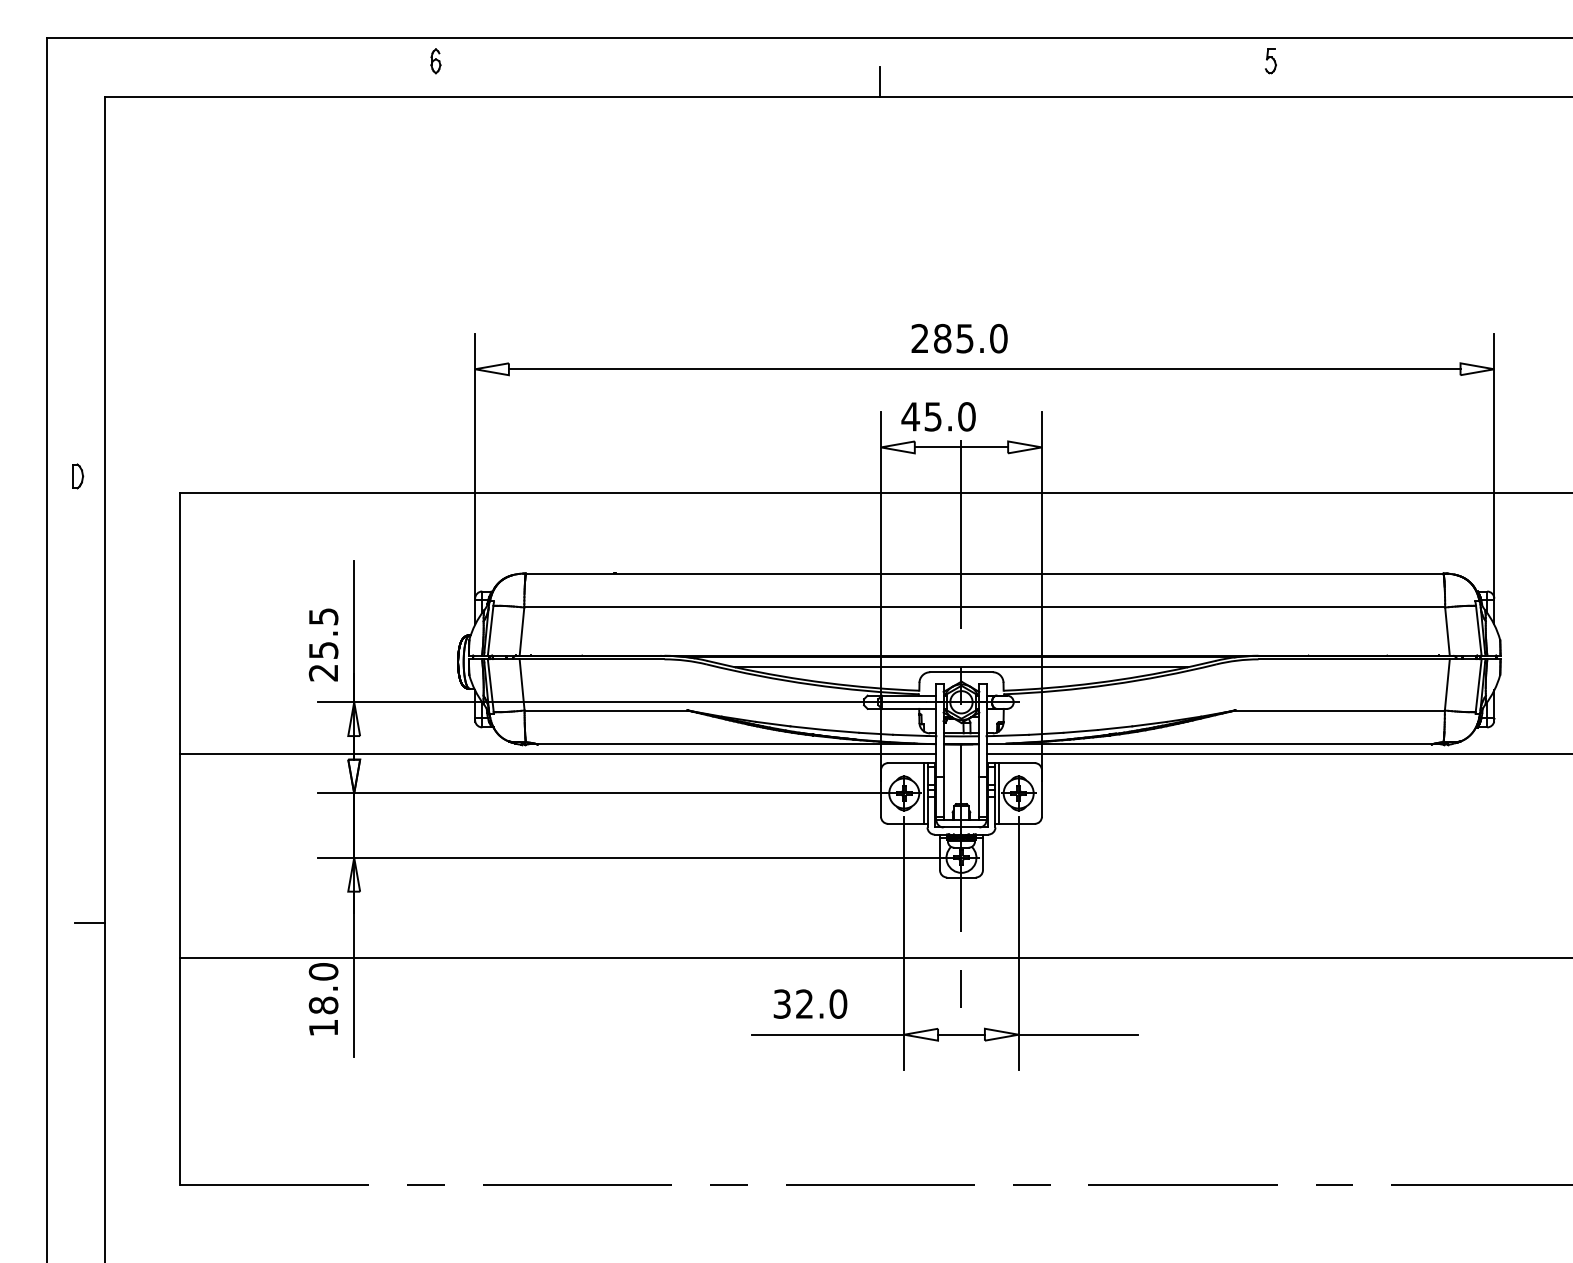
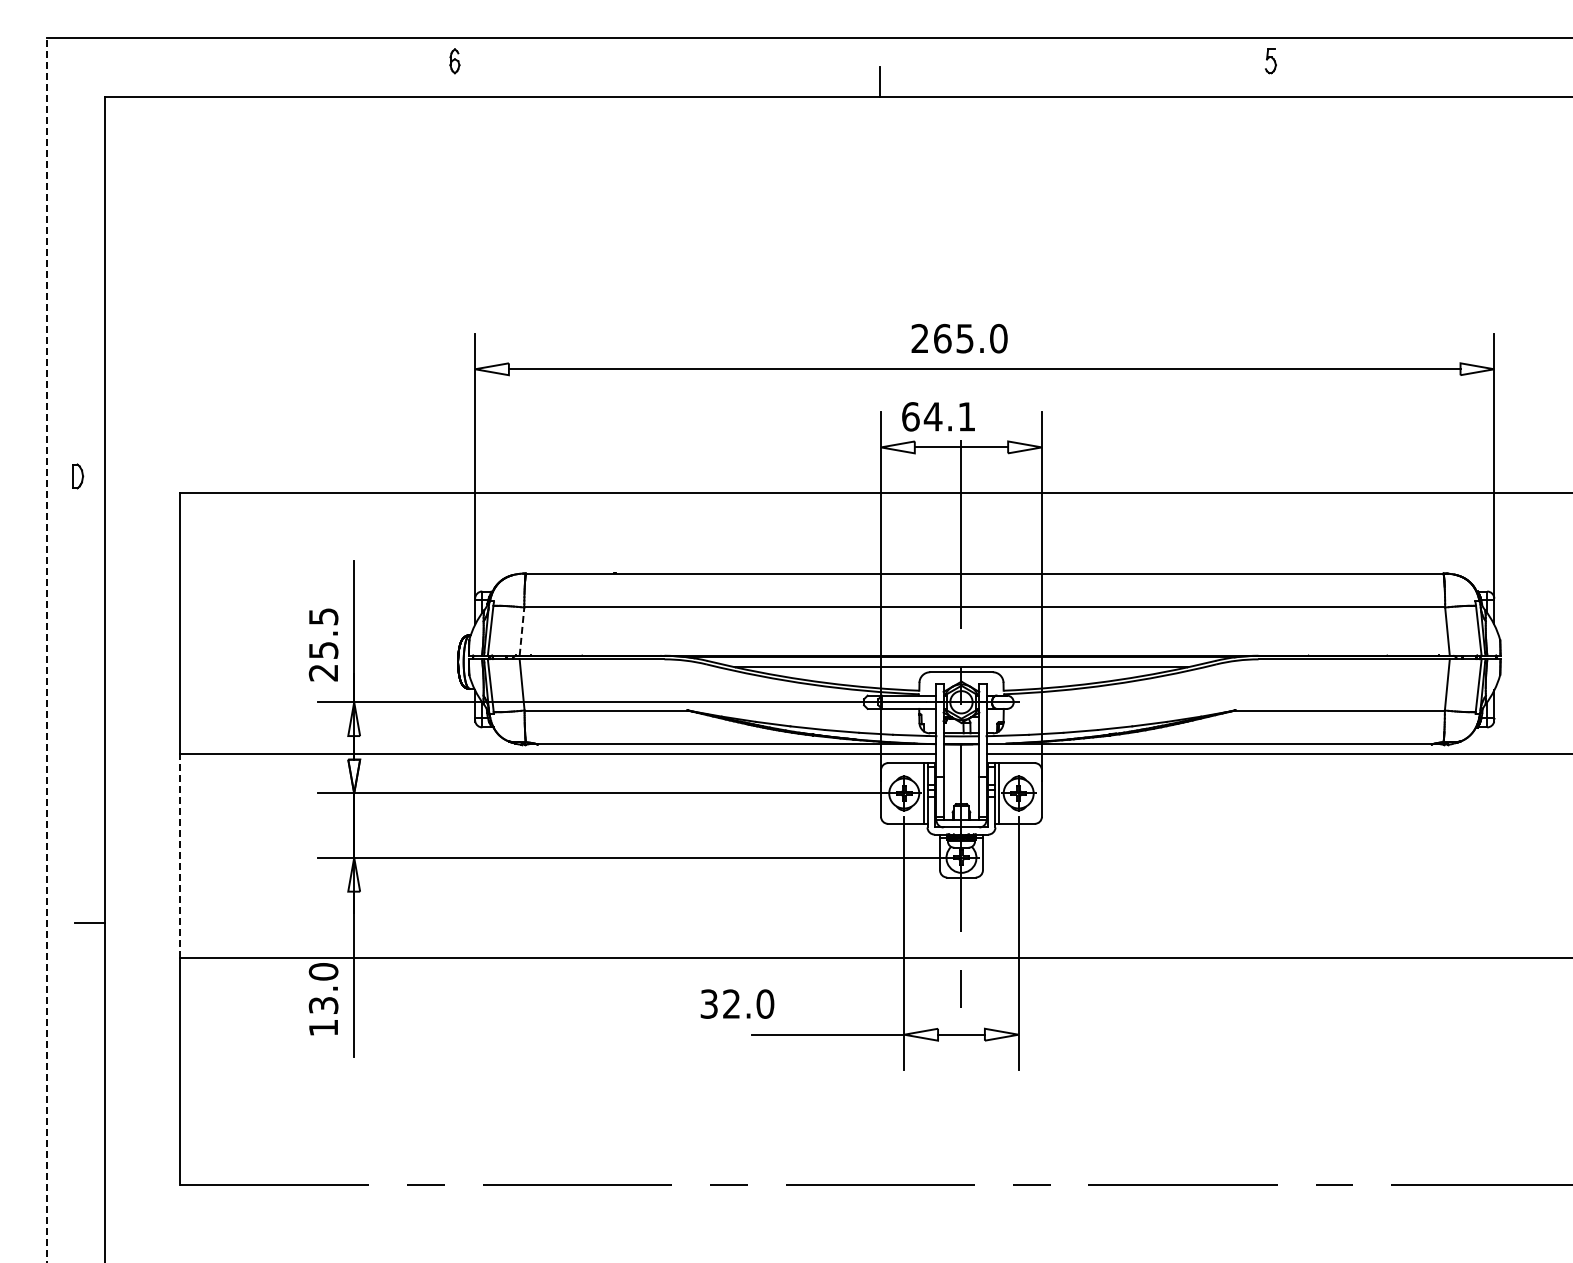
part position: (435, 61) -> (454, 61) (454, 61)
text: 285.0 -> 265.0 (942, 338)
text: 45.0 -> 64.1 (938, 416)
line: solid -> dashed (522, 631)
line: solid -> dashed (47, 649)
line: solid -> dashed (180, 856)
text position: (810, 1003) -> (737, 1003) (737, 1003)
text: 18.0 -> 13.0 (323, 1005)
line: present -> none (1077, 1034)
